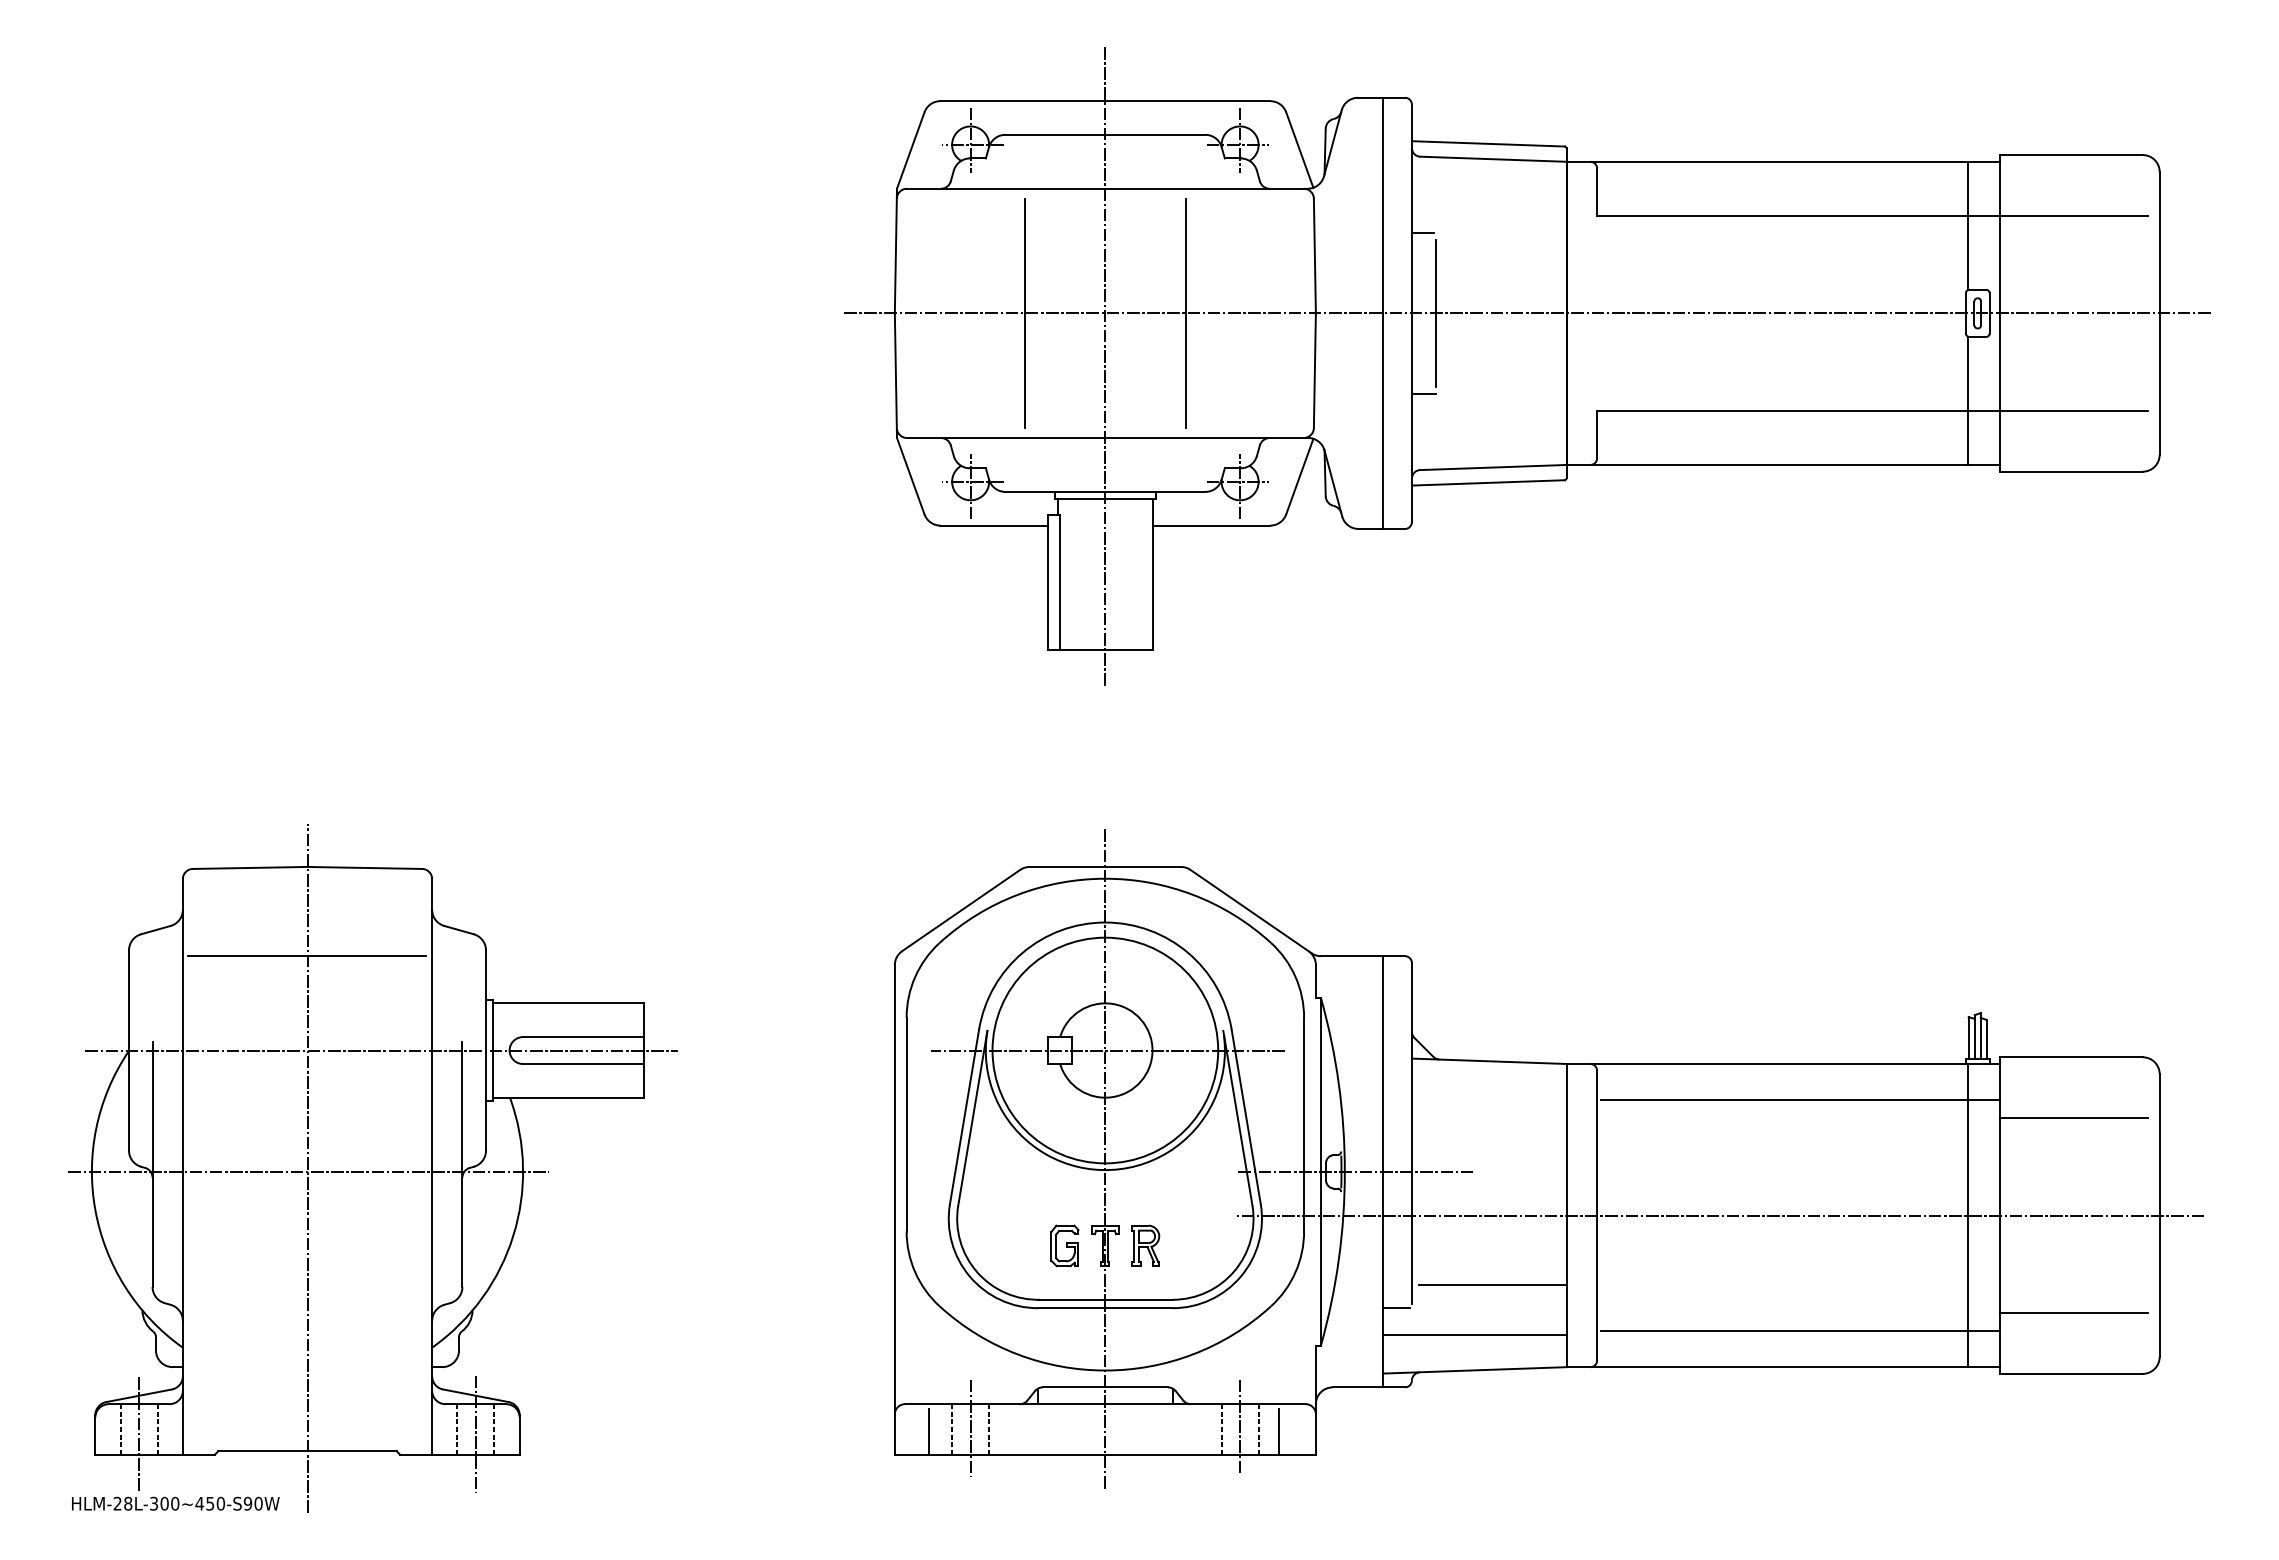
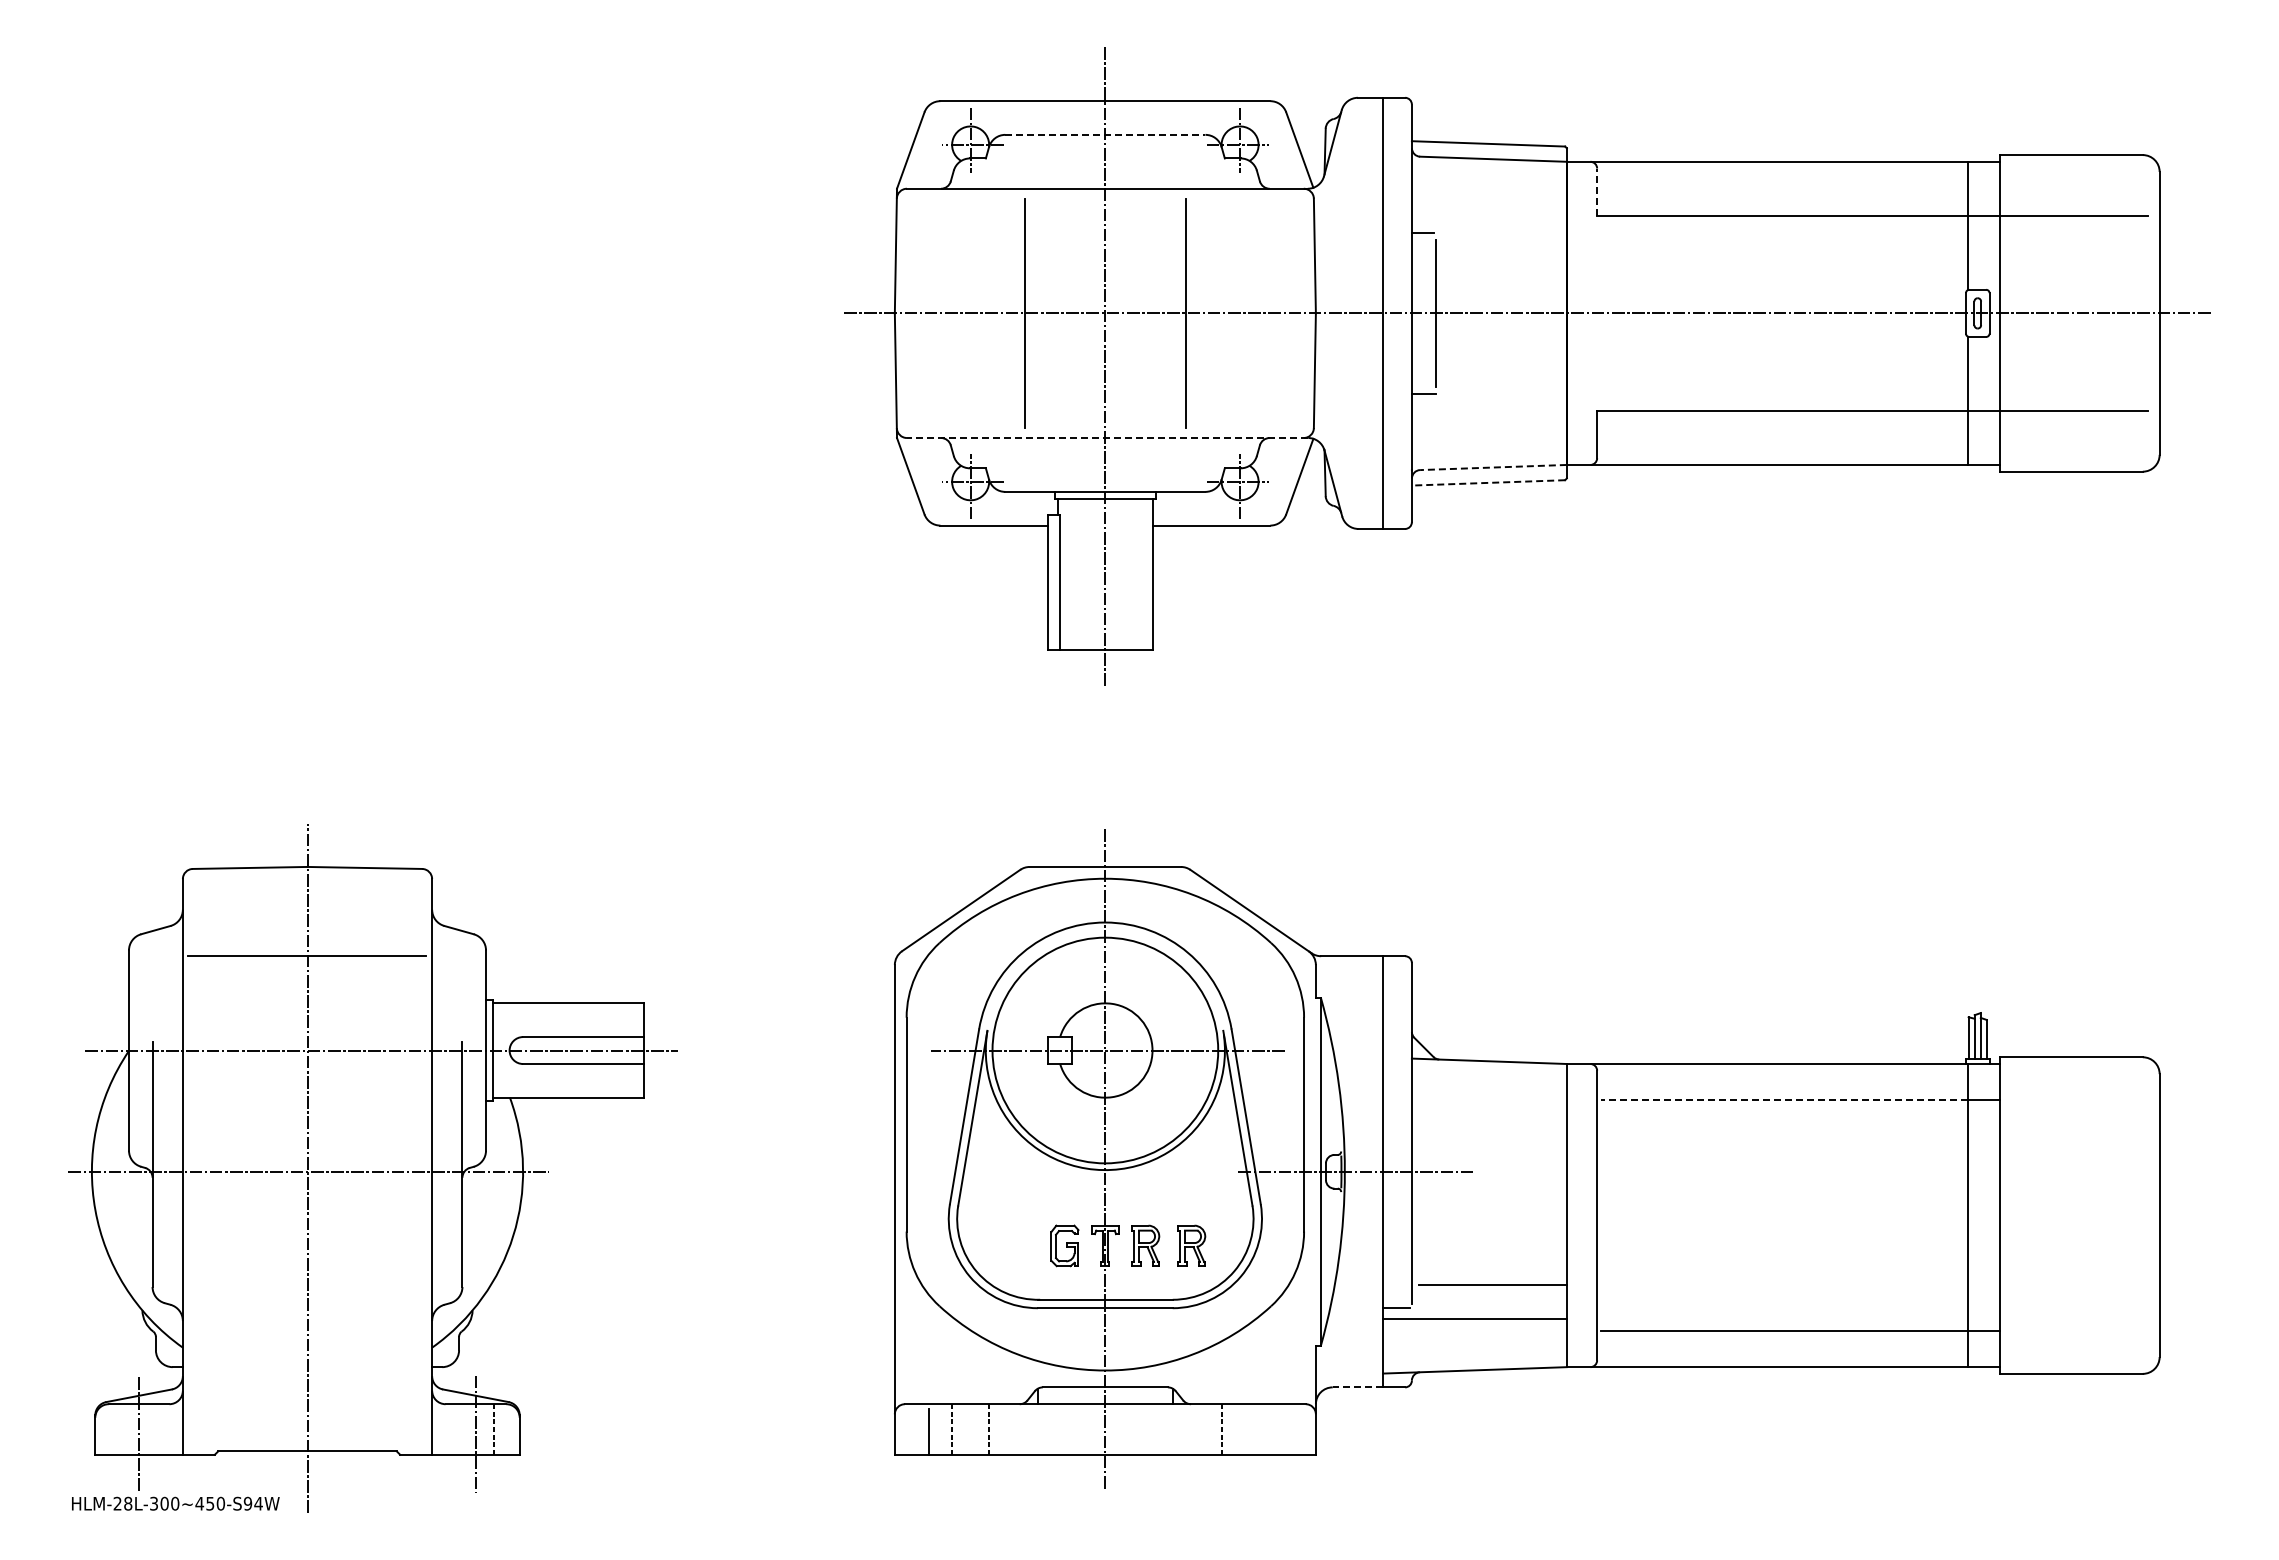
line: solid -> dashed (1105, 134)
line: solid -> dashed (1597, 192)
line: solid -> dashed (1107, 438)
line: solid -> dashed (1492, 467)
line: solid -> dashed (1488, 482)
line: solid -> dashed (1784, 1099)
line: present -> none (2073, 1117)
line: present -> none (1719, 1215)
part: none -> present (1191, 1245)
line: present -> none (2073, 1313)
line position: (1474, 1335) -> (1474, 1319) (1474, 1319)
line: solid -> dashed (1357, 1387)
line: present -> none (1240, 1426)
line: present -> none (970, 1428)
line: present -> none (120, 1429)
line: present -> none (157, 1429)
line: present -> none (457, 1429)
line: present -> none (1258, 1429)
line: present -> none (1278, 1431)
text: HLM-28L-300~450-S90W -> HLM-28L-300~450-S94W (258, 1503)
